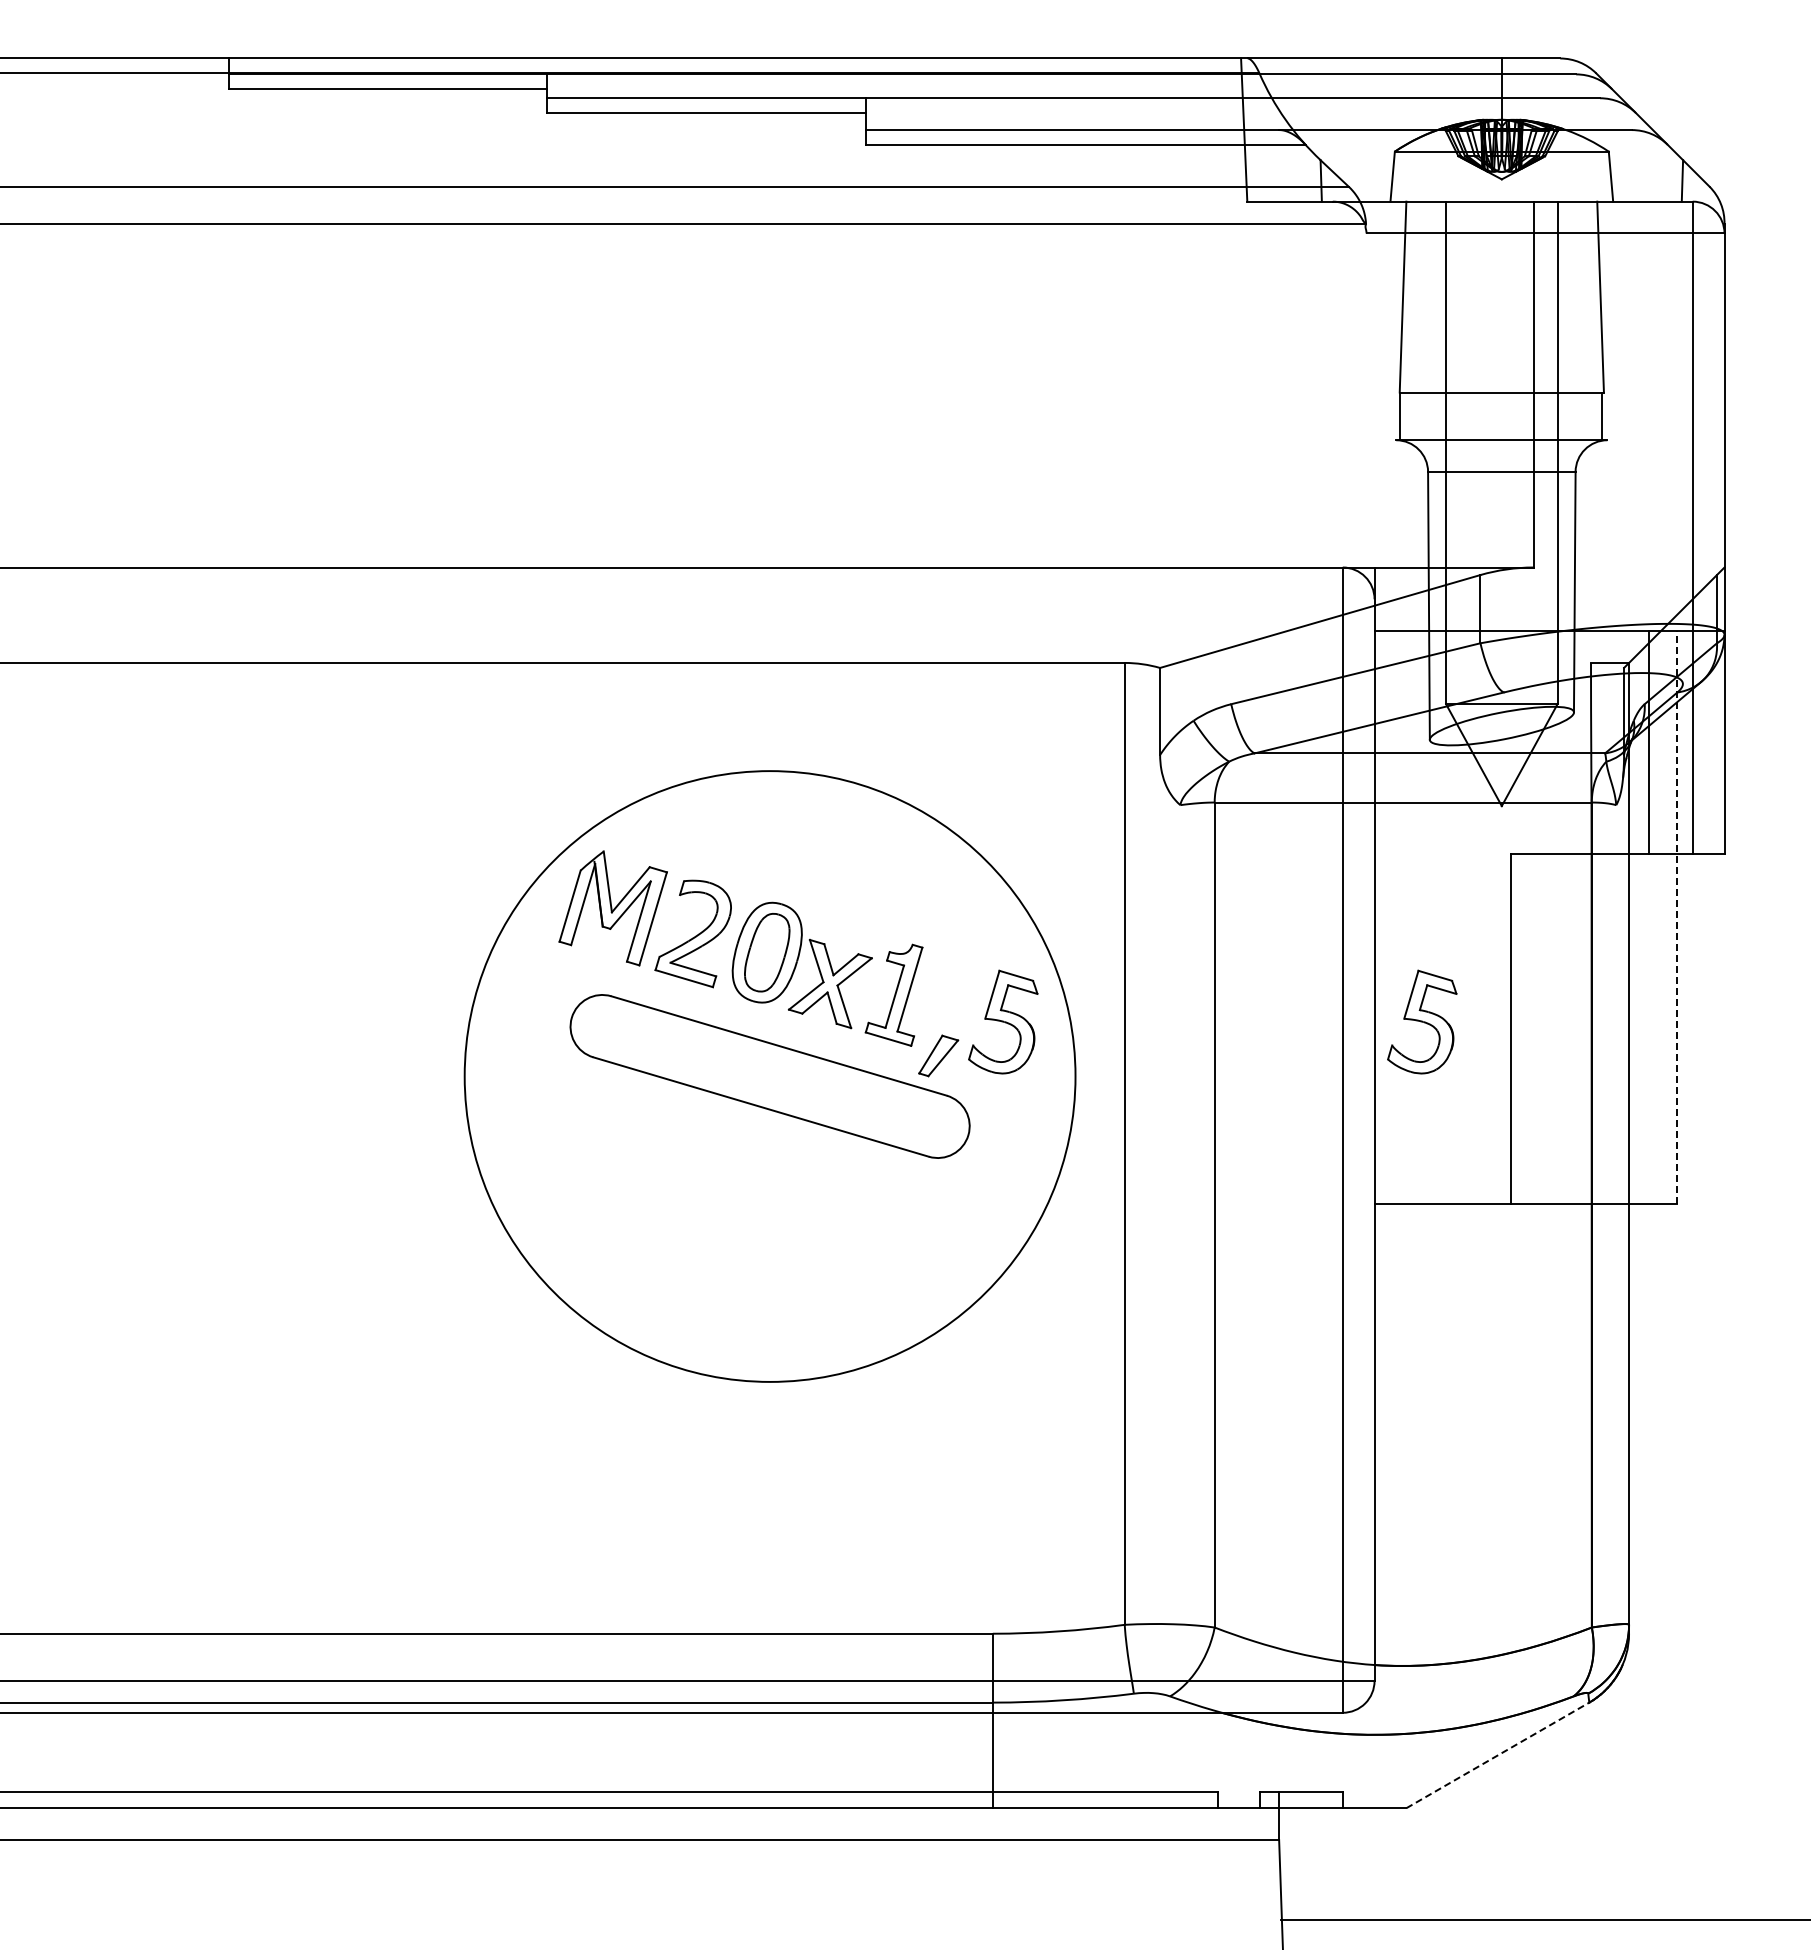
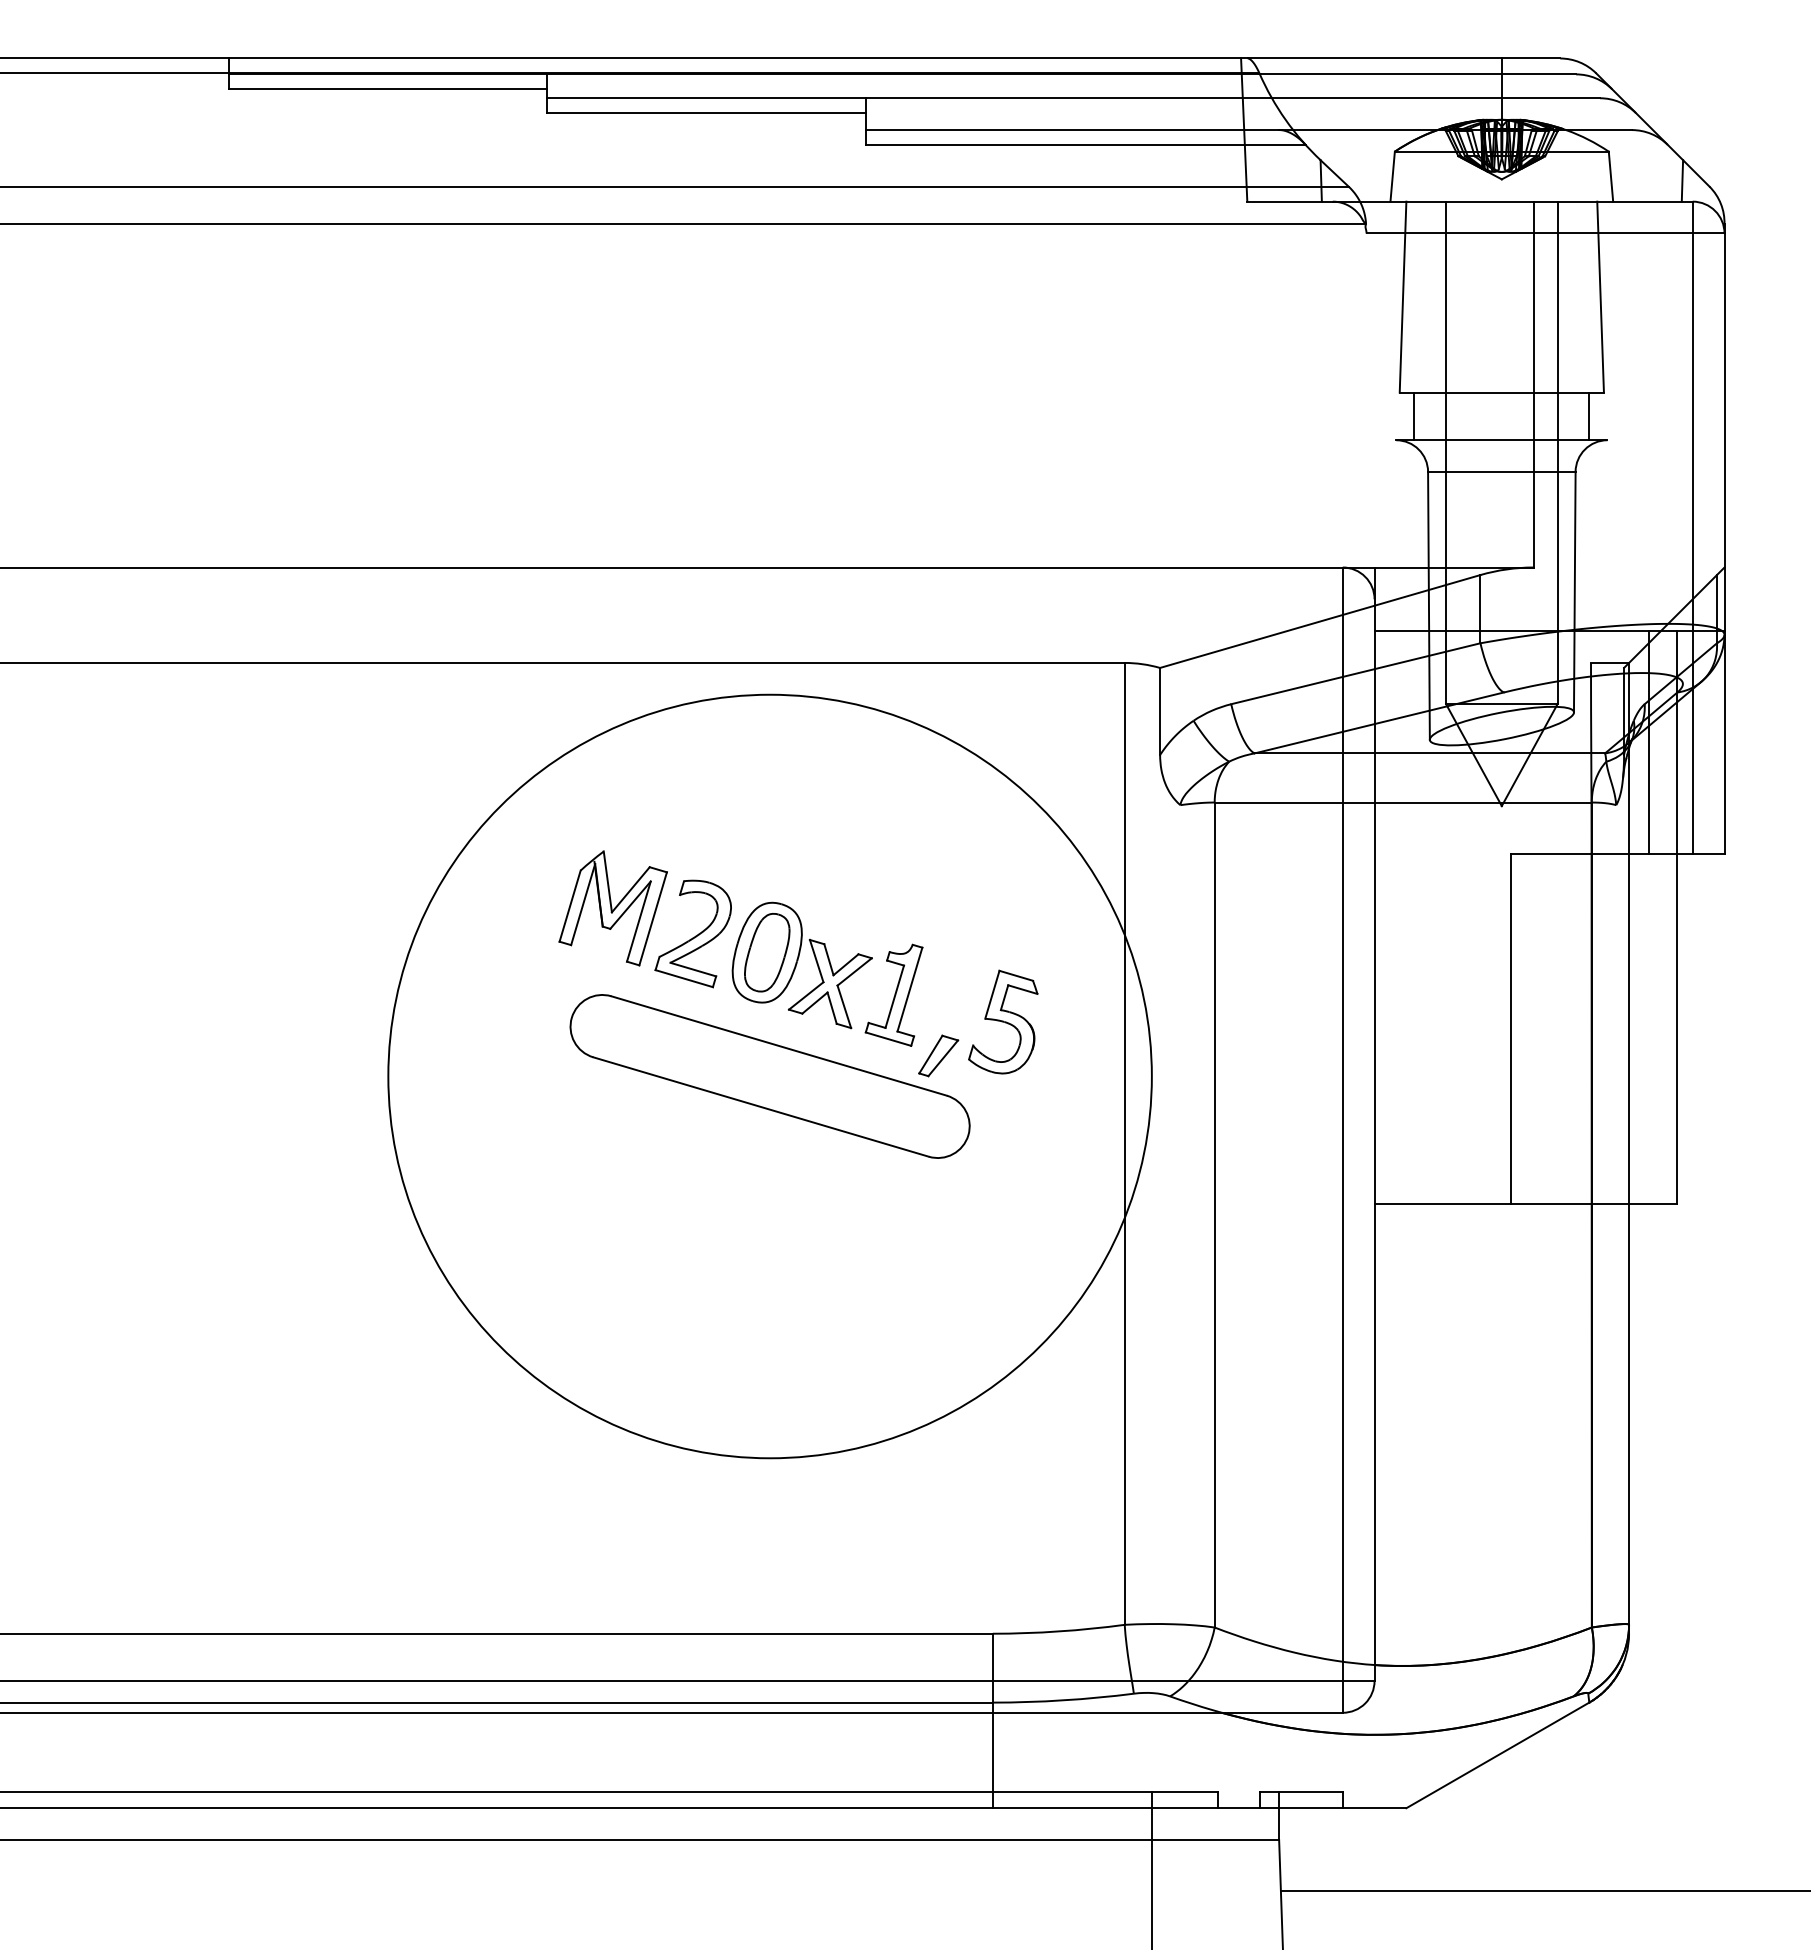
line position: (1400, 416) -> (1414, 416) (1414, 416)
line position: (1602, 416) -> (1589, 416) (1589, 416)
line: dashed -> solid (1676, 916)
part: present -> none (1422, 1021)
circle diameter: 611 px -> 764 px (769, 1076)
line: dashed -> solid (1497, 1755)
line: none -> present (1151, 1869)
line position: (1543, 1920) -> (1543, 1891) (1543, 1891)
